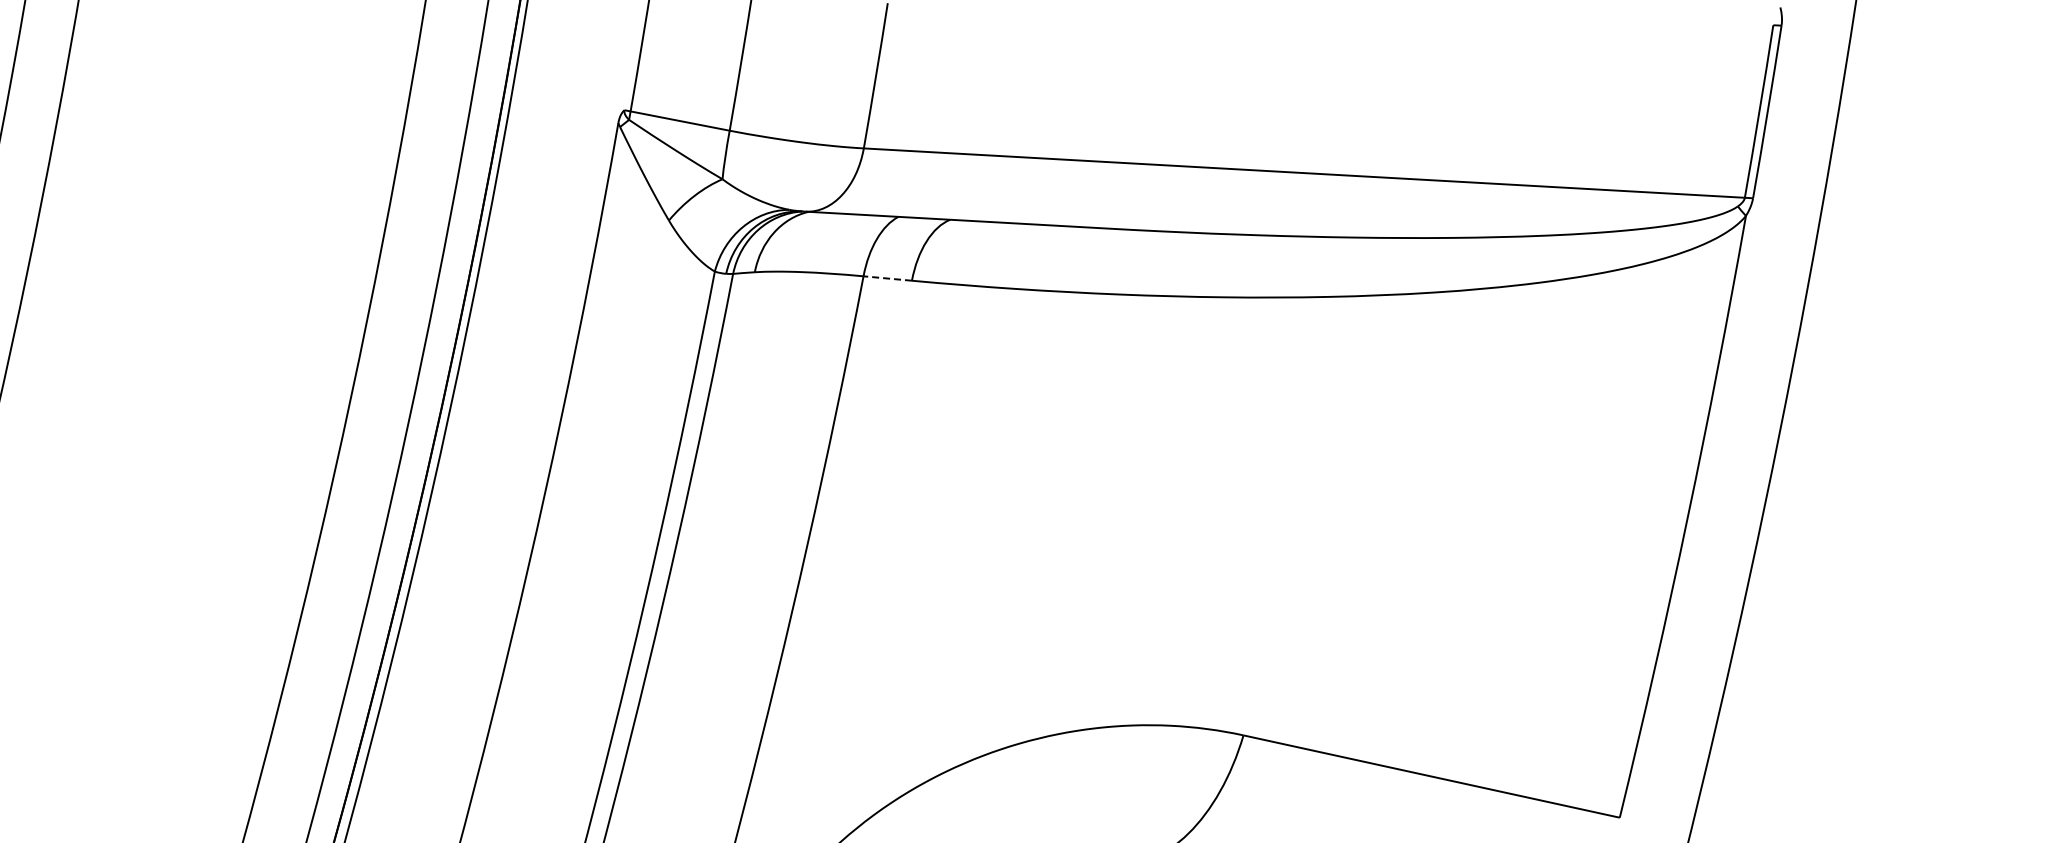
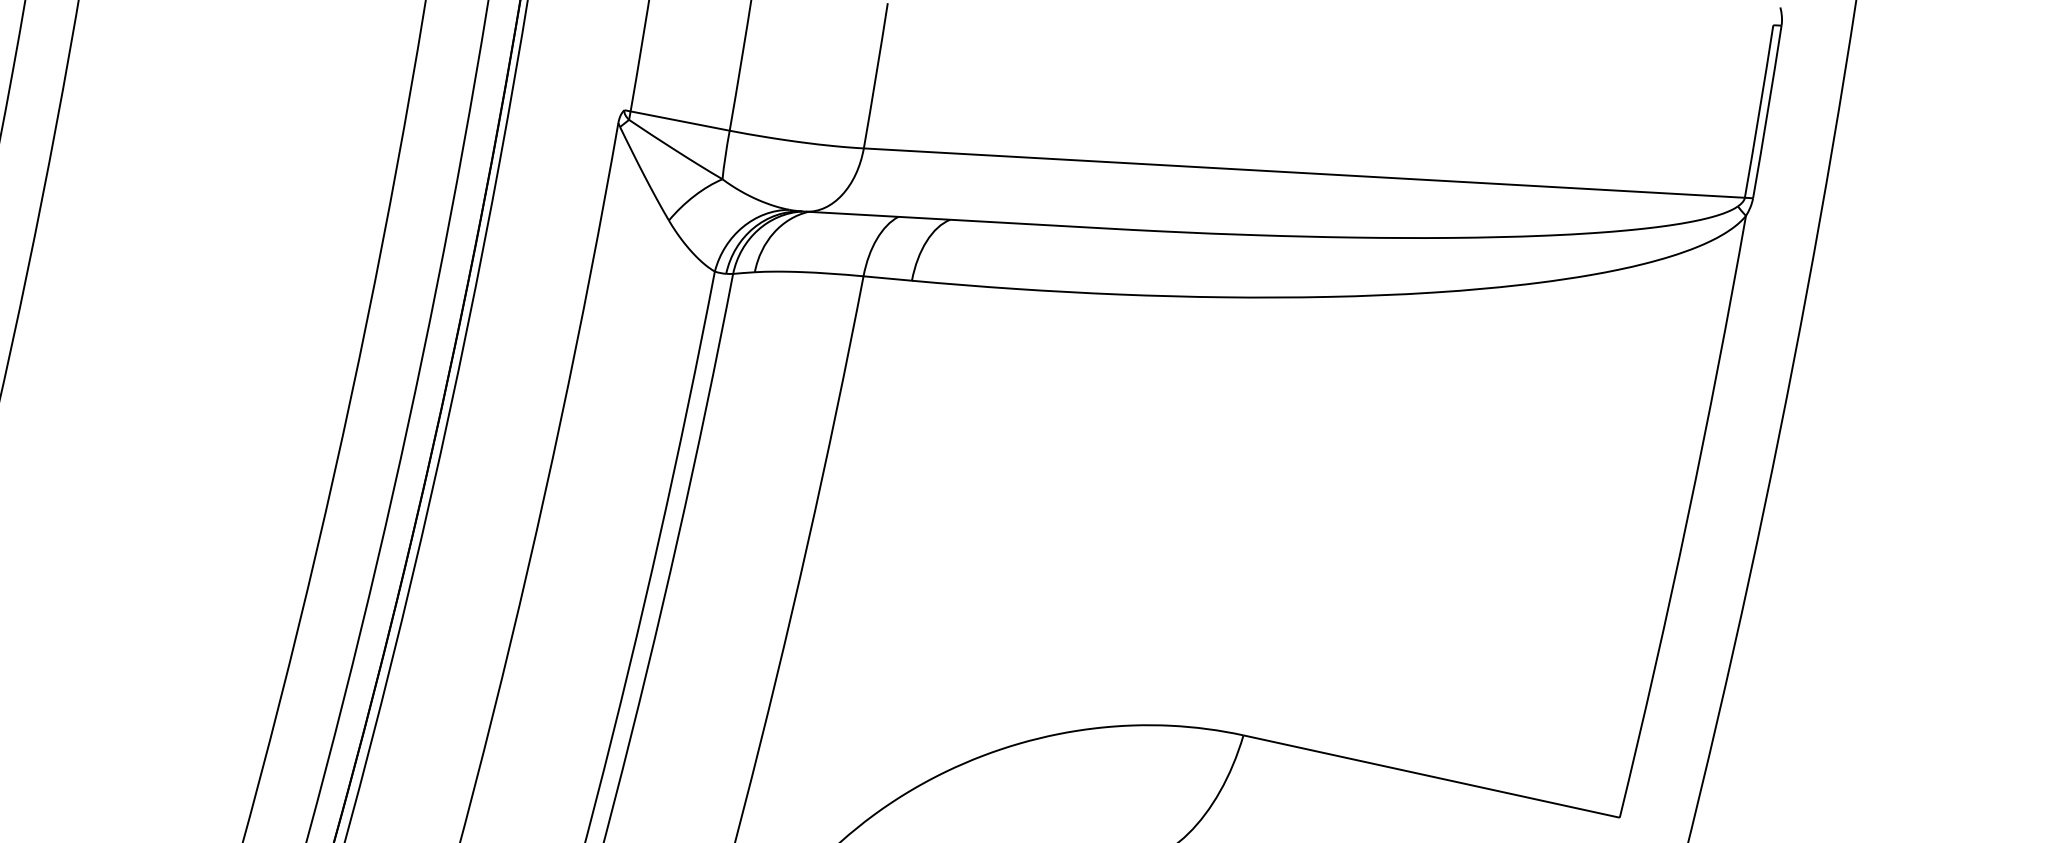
line: dashed -> solid (887, 278)
